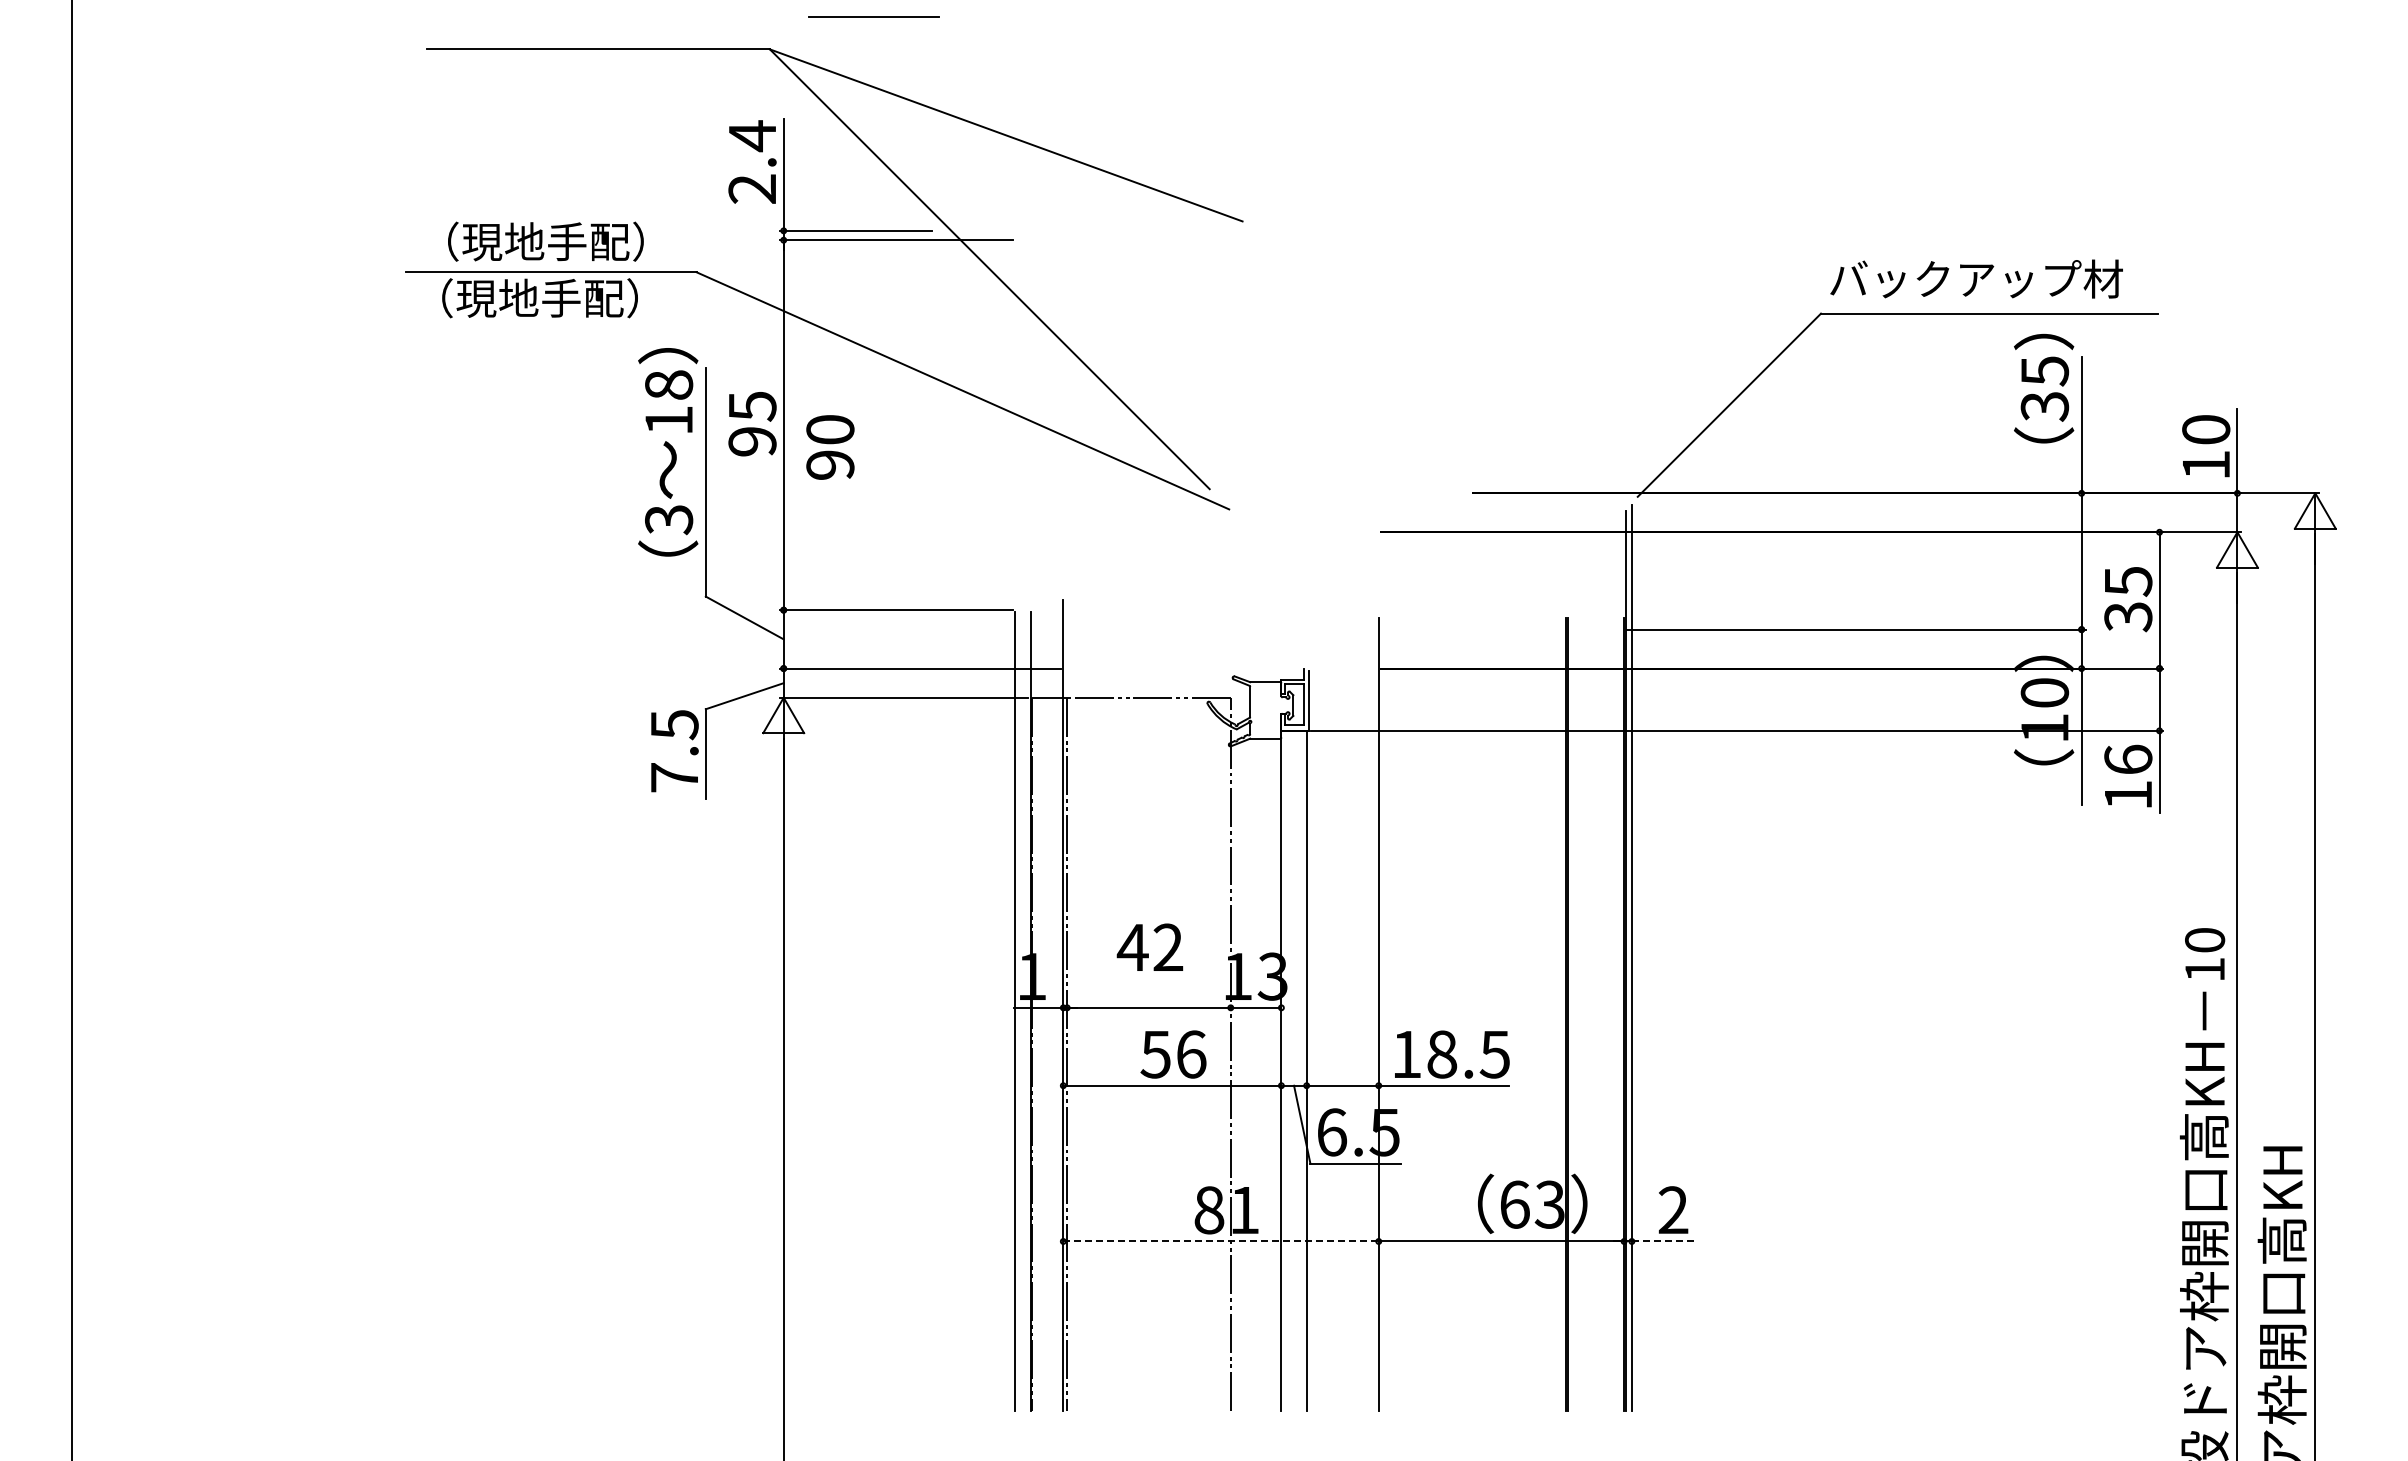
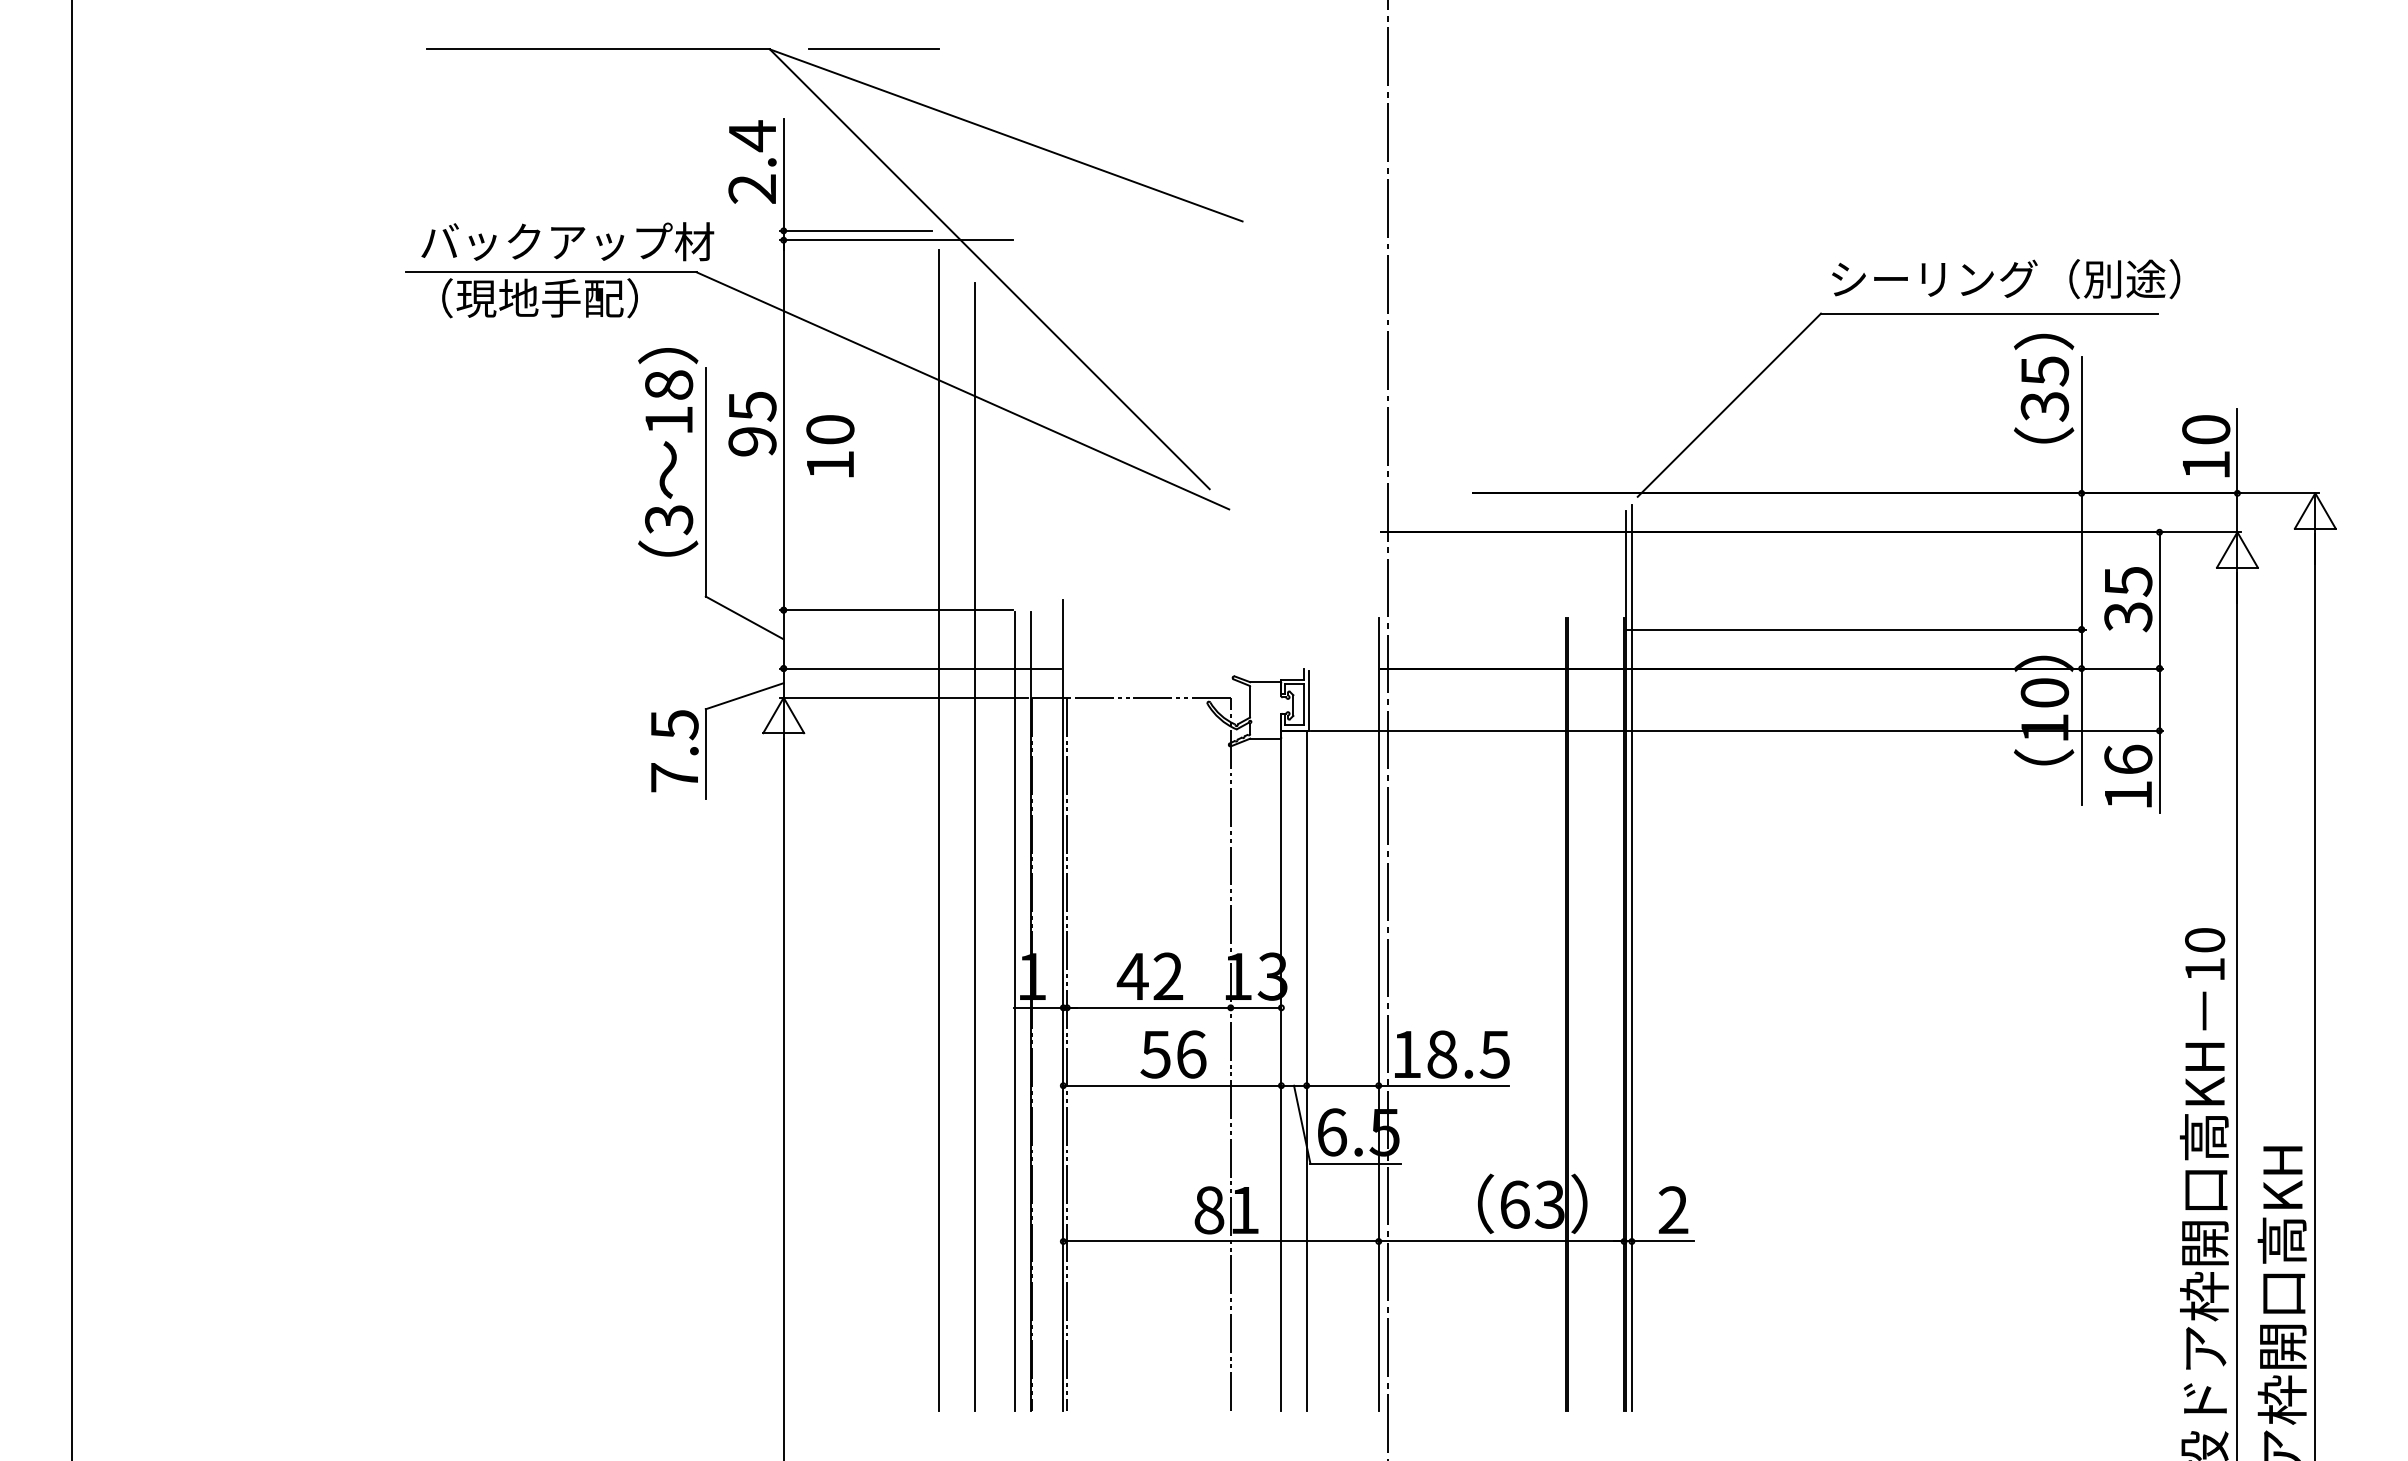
line position: (873, 16) -> (873, 48) (873, 48)
text: （現地手配） -> バックアップ材 (567, 241)
text: バックアップ材 -> シーリング（別途） (2005, 279)
text: 90 -> 10 (830, 464)
line: none -> present (1388, 729)
line: none -> present (939, 830)
line: none -> present (974, 847)
text position: (1149, 946) -> (1149, 975) (1149, 975)
line: dashed -> solid (1221, 1241)
line: dashed -> solid (1663, 1241)
